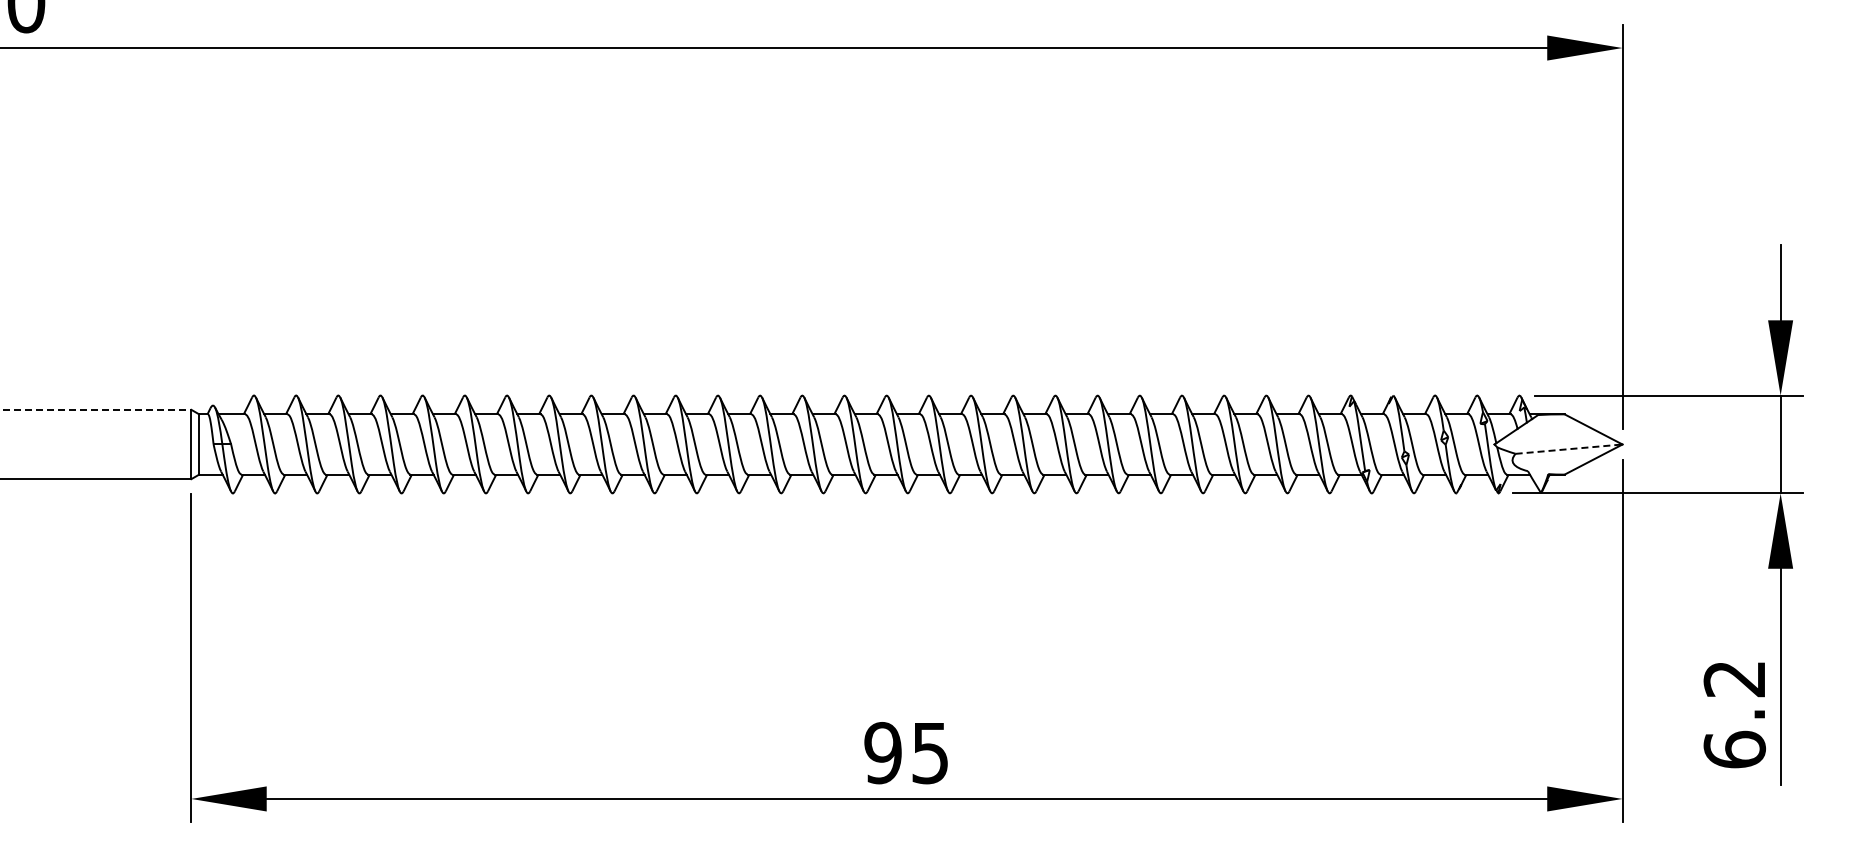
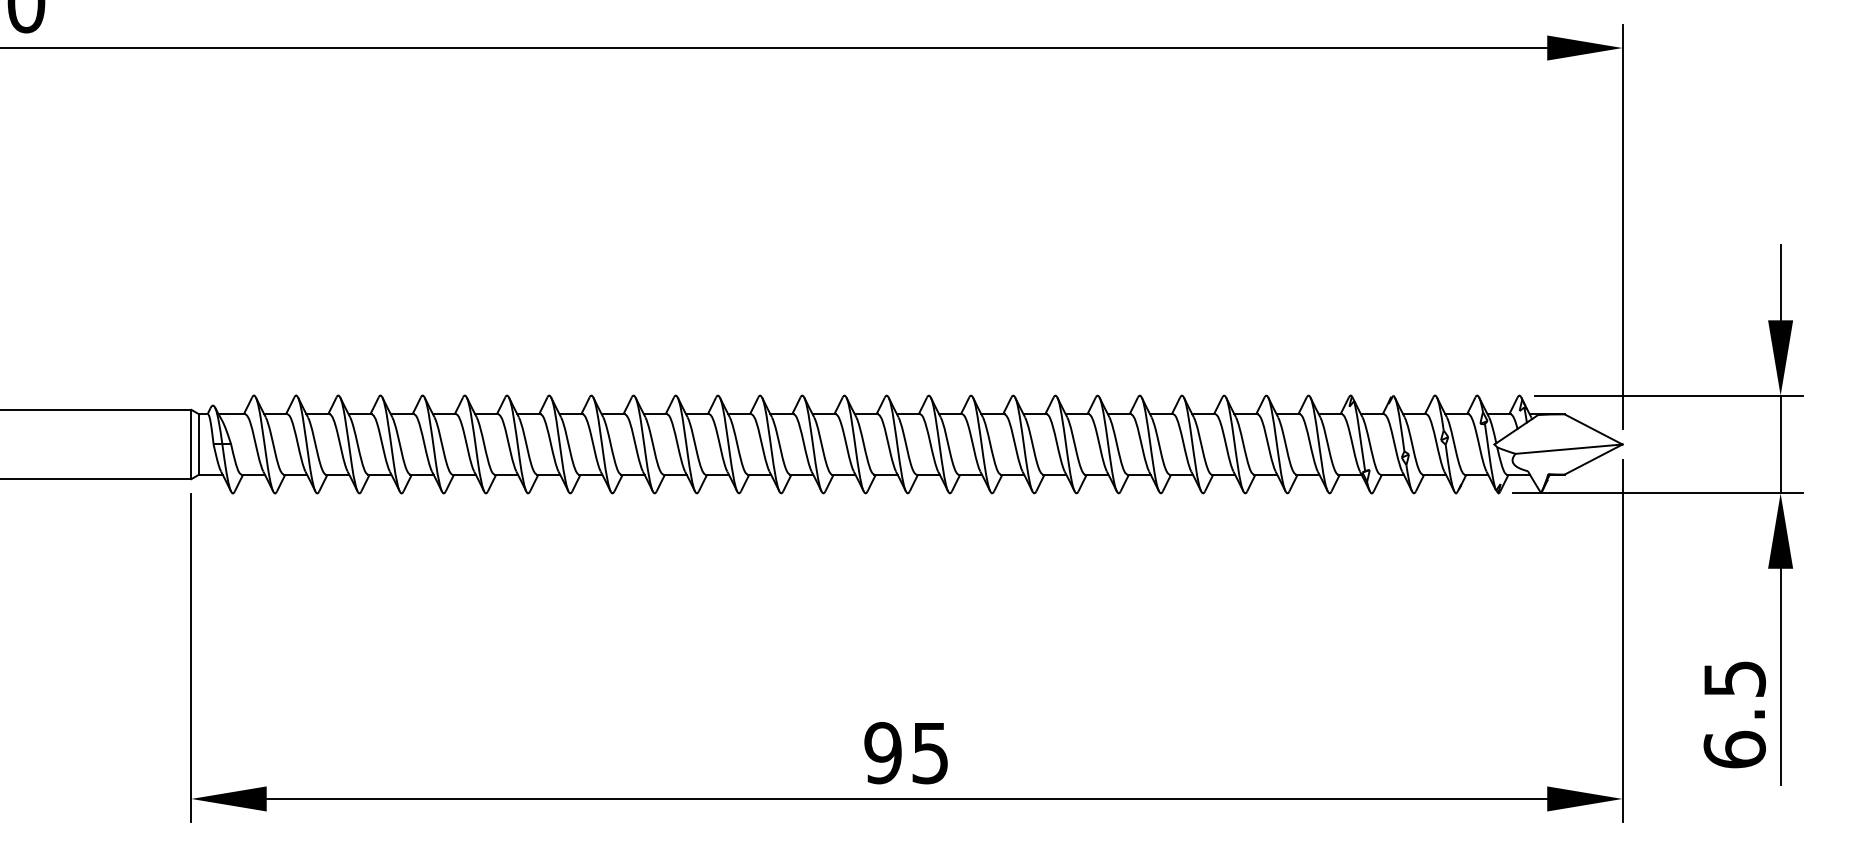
line: dashed -> solid (96, 409)
line: dashed -> solid (1569, 449)
text: 6.2 -> 6.5 (1734, 679)
